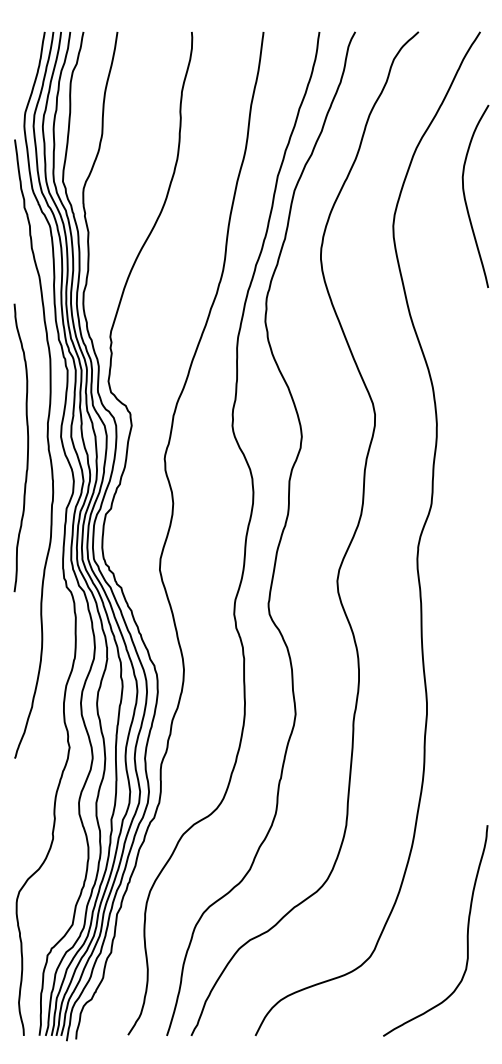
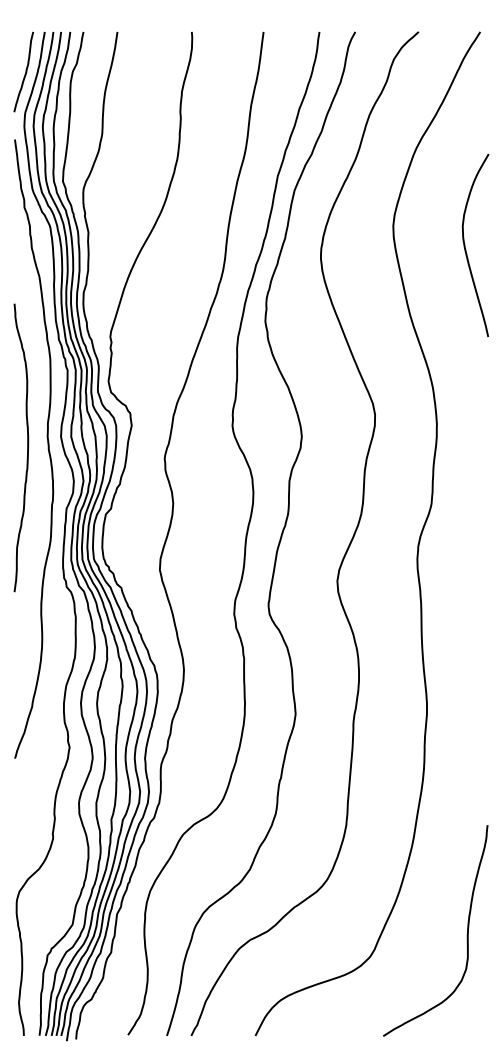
curve: none -> present (25, 71)
curve position: (465, 195) -> (465, 244) (465, 244)
